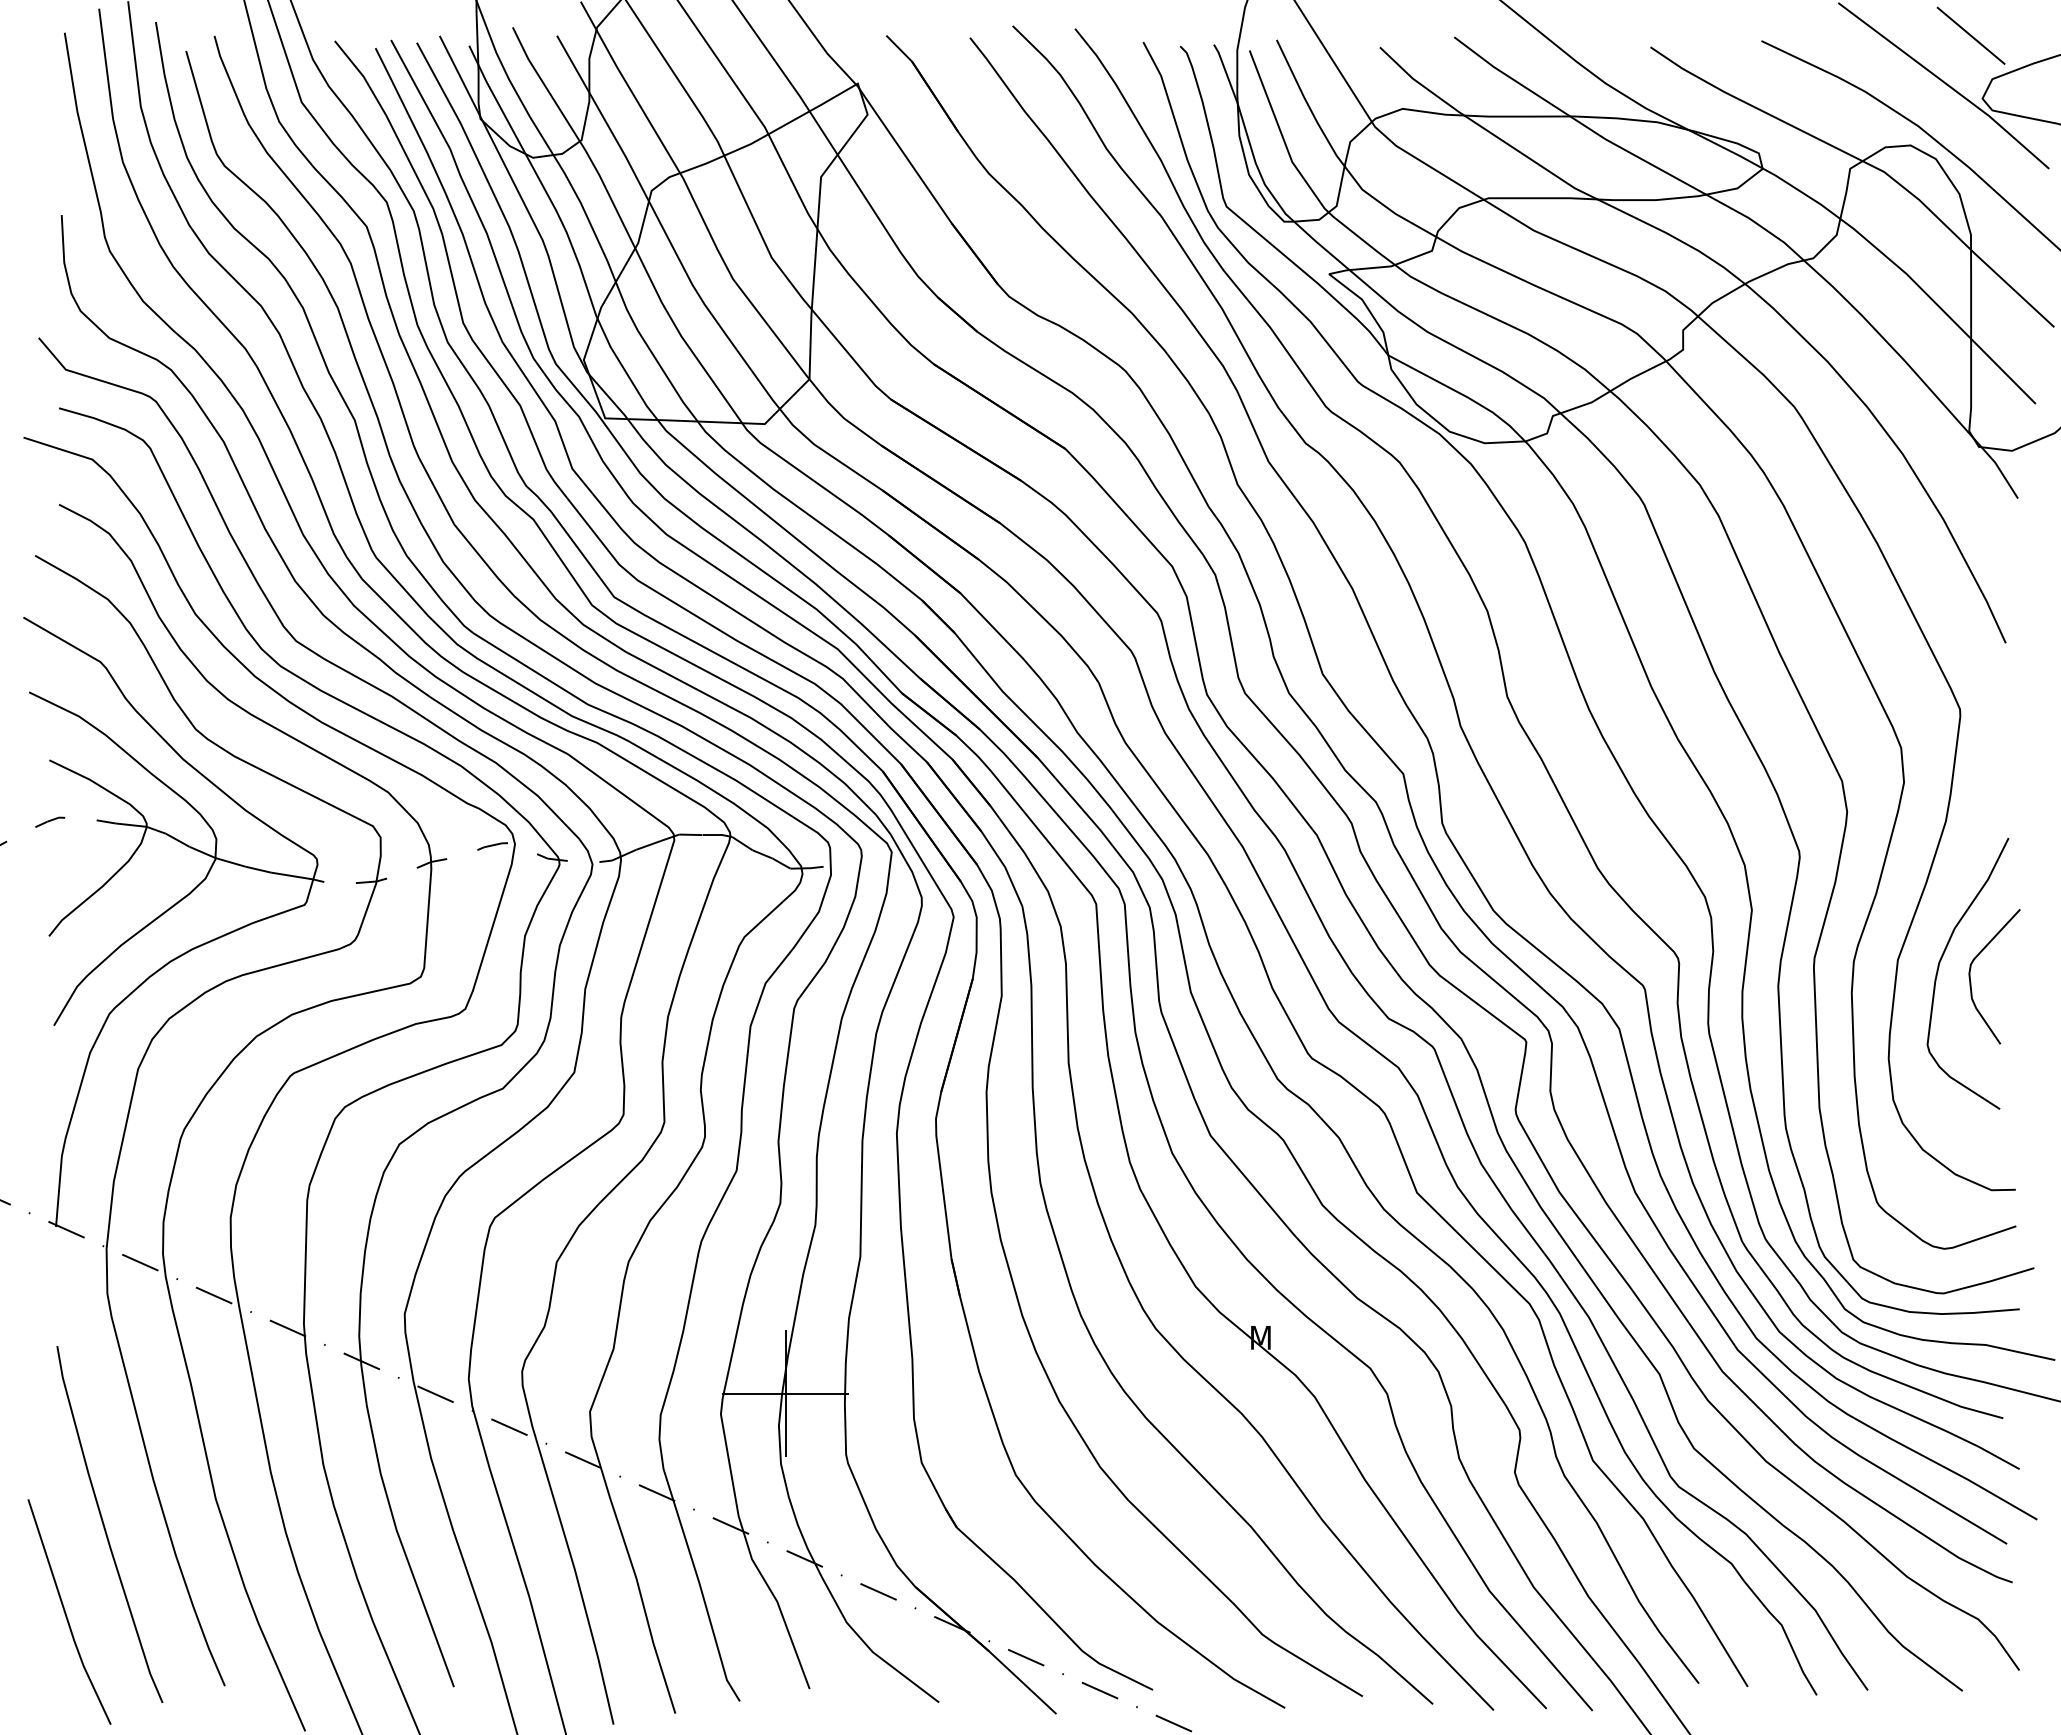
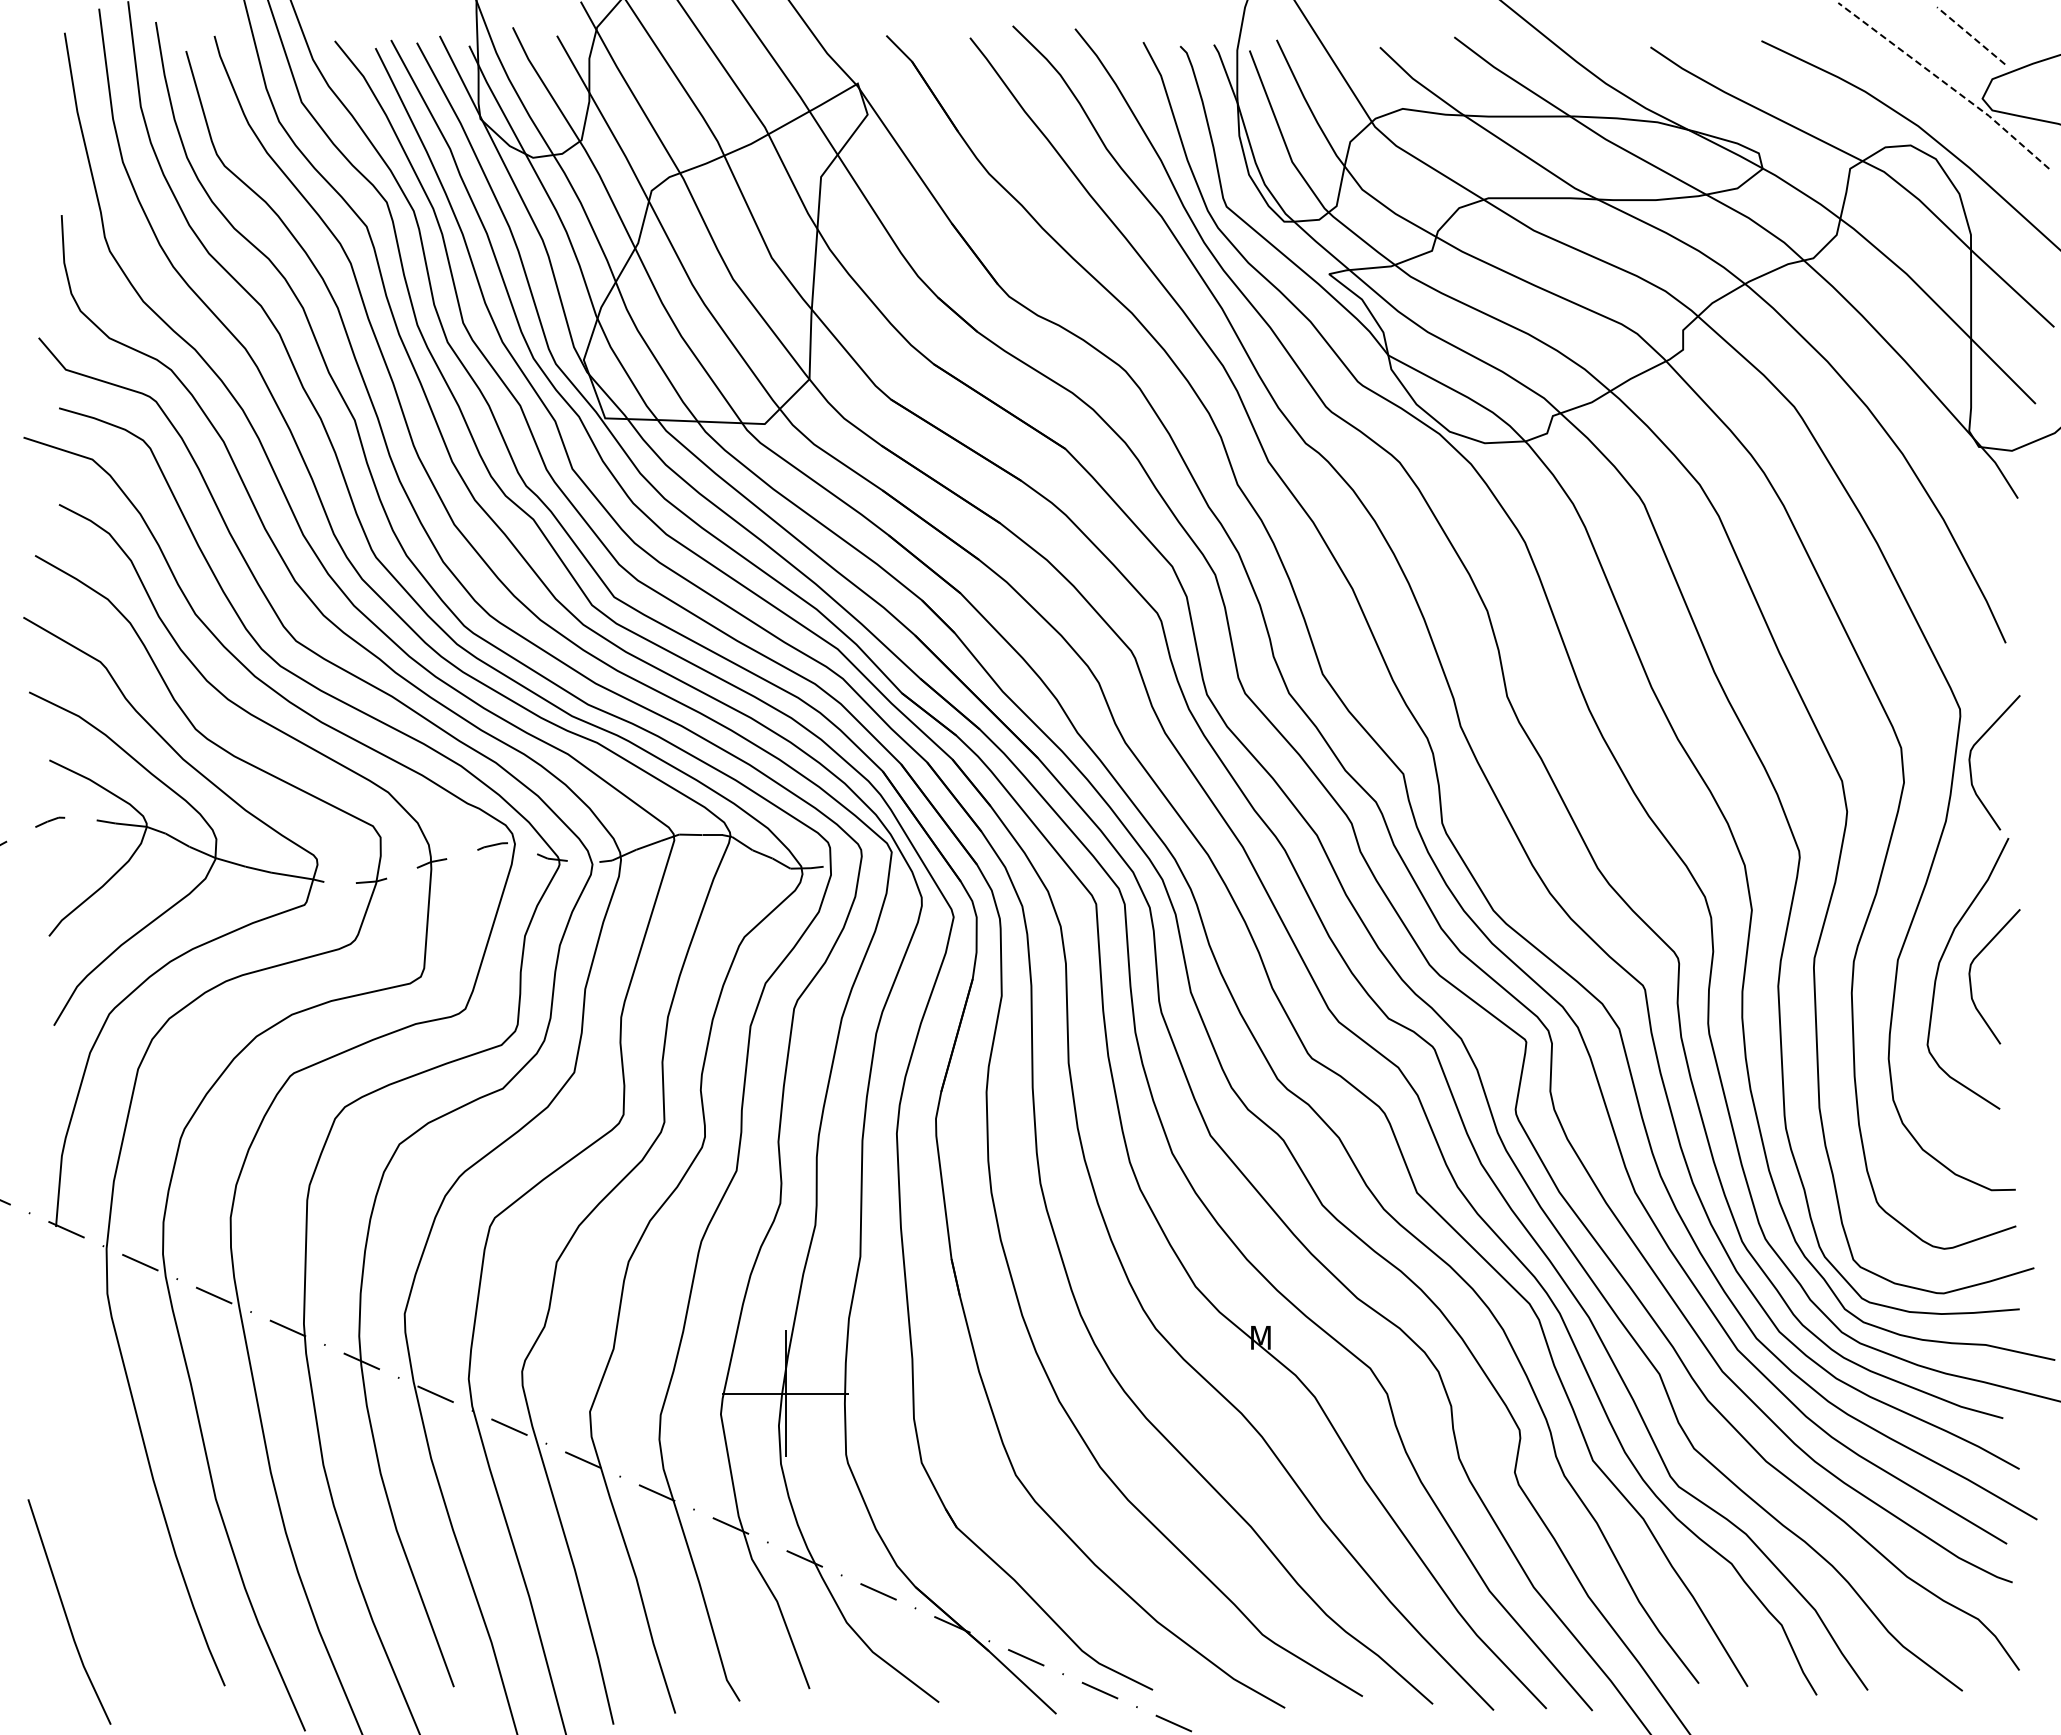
line: solid -> dashed (1970, 35)
line: solid -> dashed (1945, 83)
curve: none -> present (1971, 767)
curve: present -> none (104, 1524)
